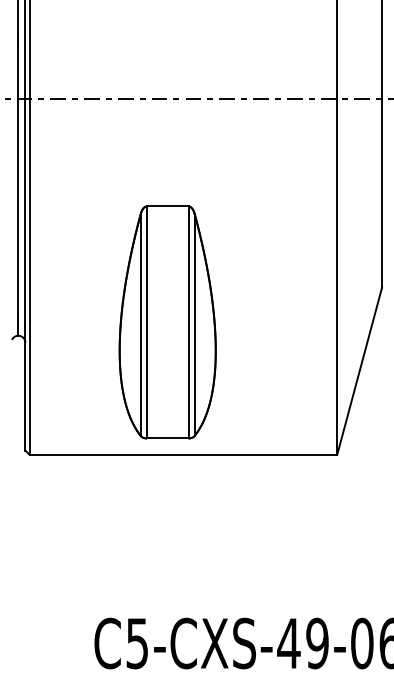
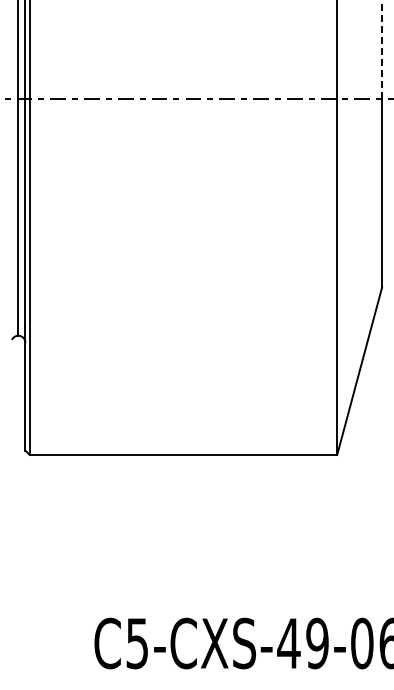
line: solid -> dashed (382, 49)
part: present -> none (167, 322)
